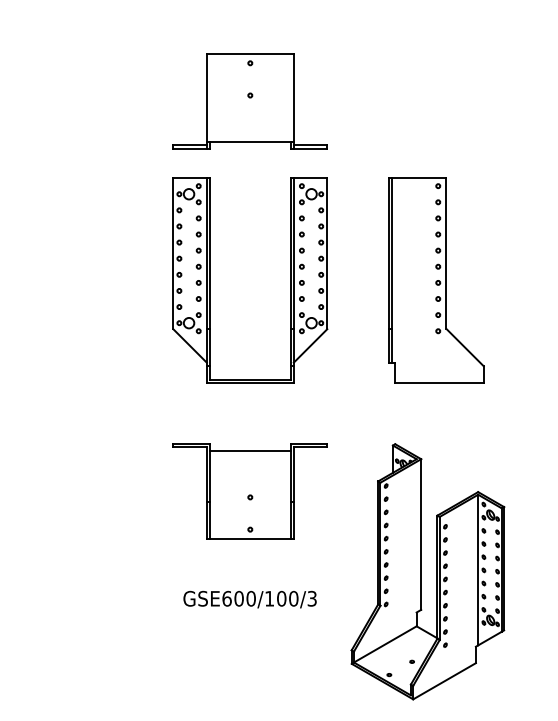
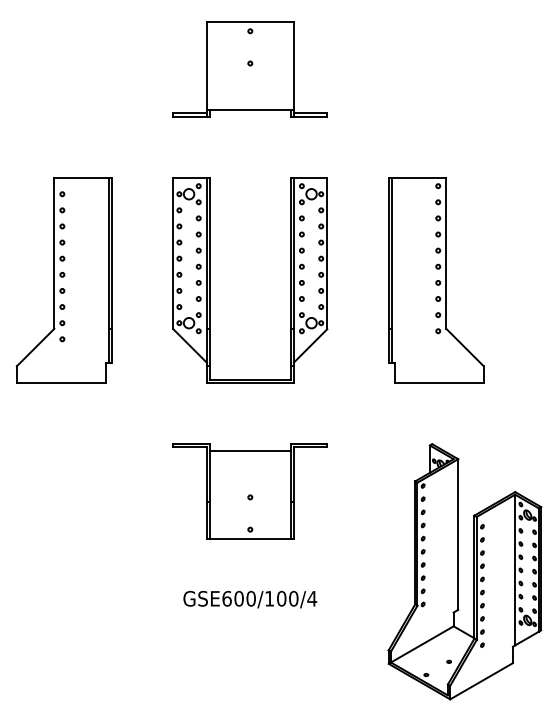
part position: (249, 101) -> (249, 69) (249, 69)
part: none -> present (63, 280)
part position: (427, 571) -> (464, 571) (464, 571)
text: GSE600/100/3 -> GSE600/100/4 (312, 598)
